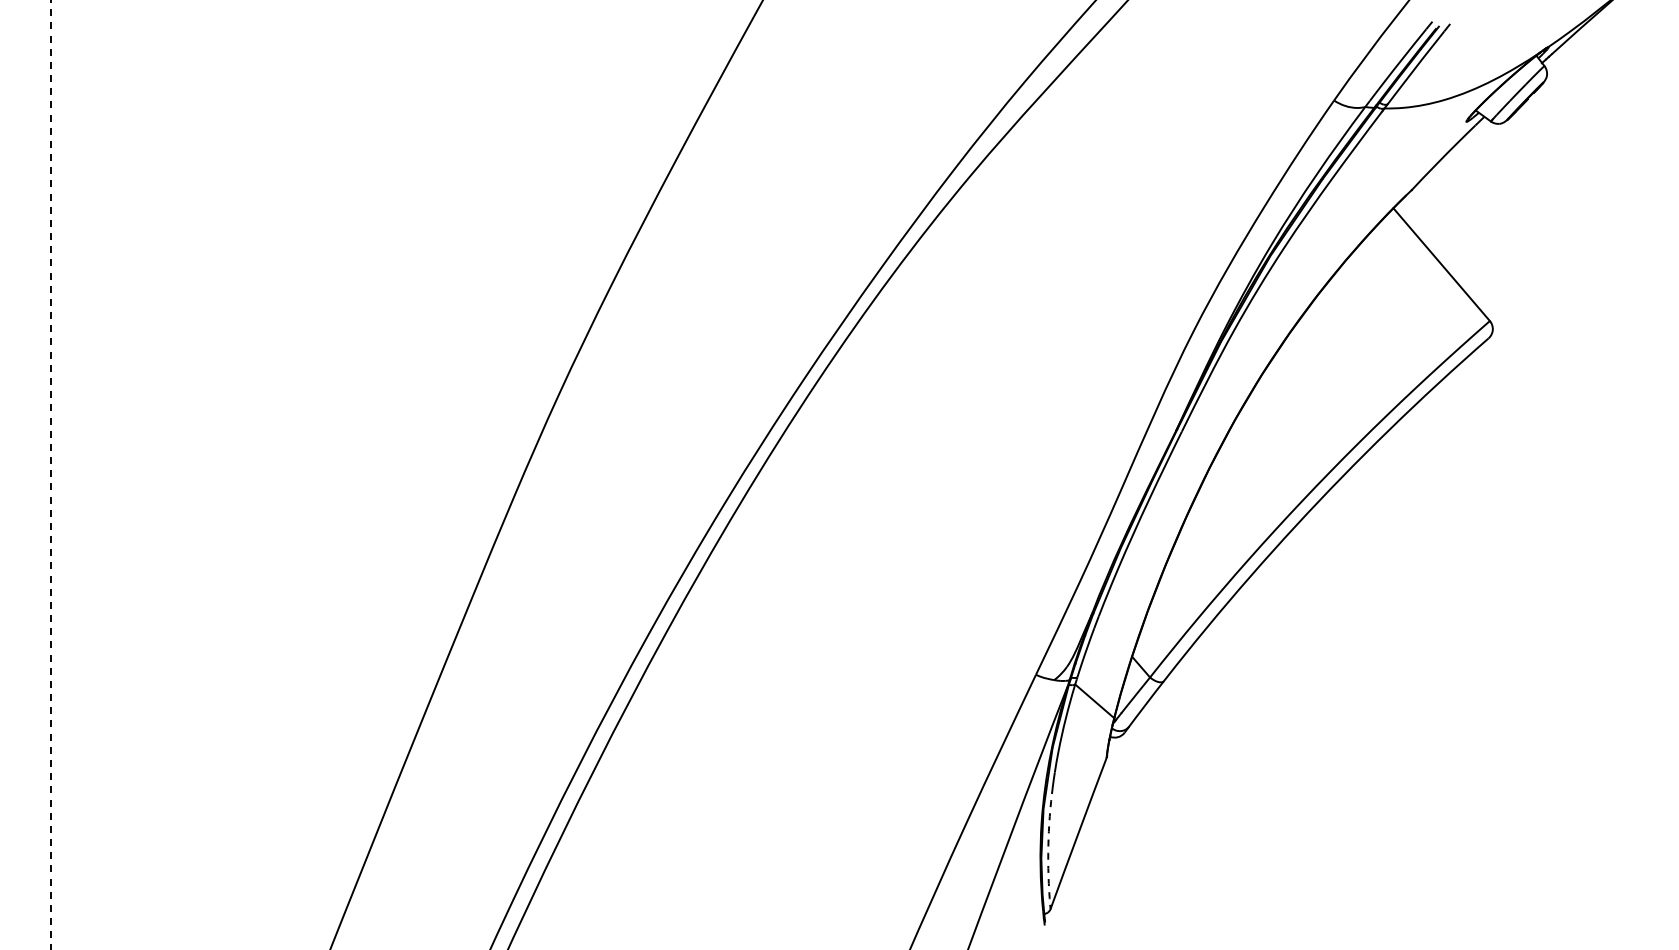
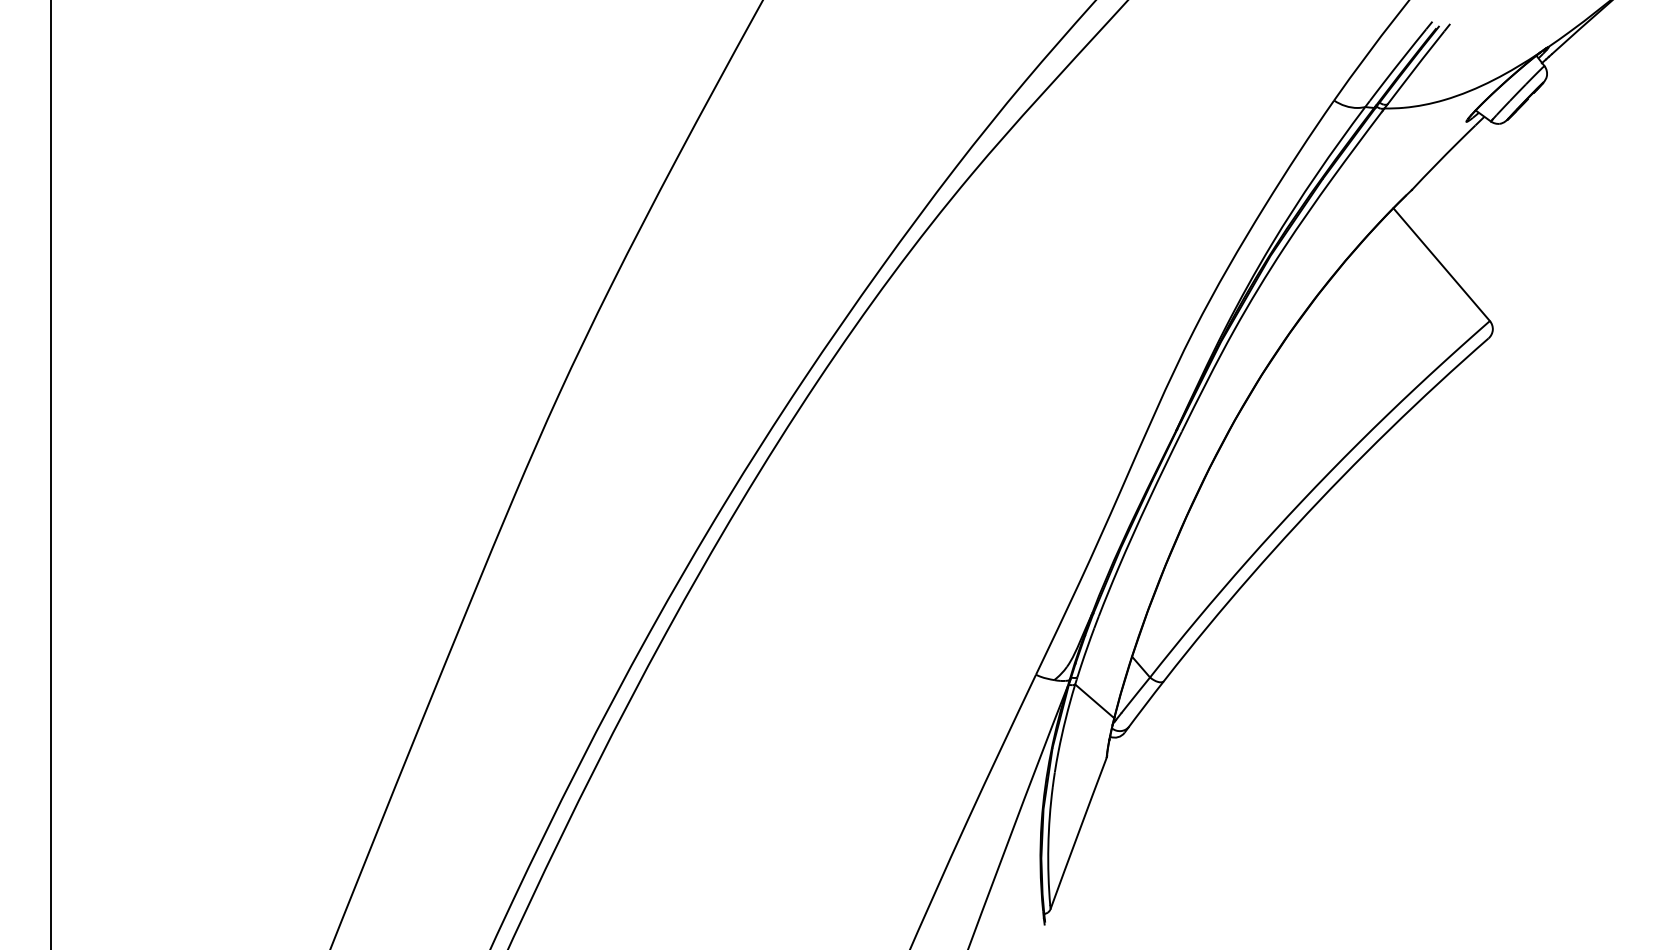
line: dashed -> solid (51, 474)
arc: dashed -> solid (1048, 846)
